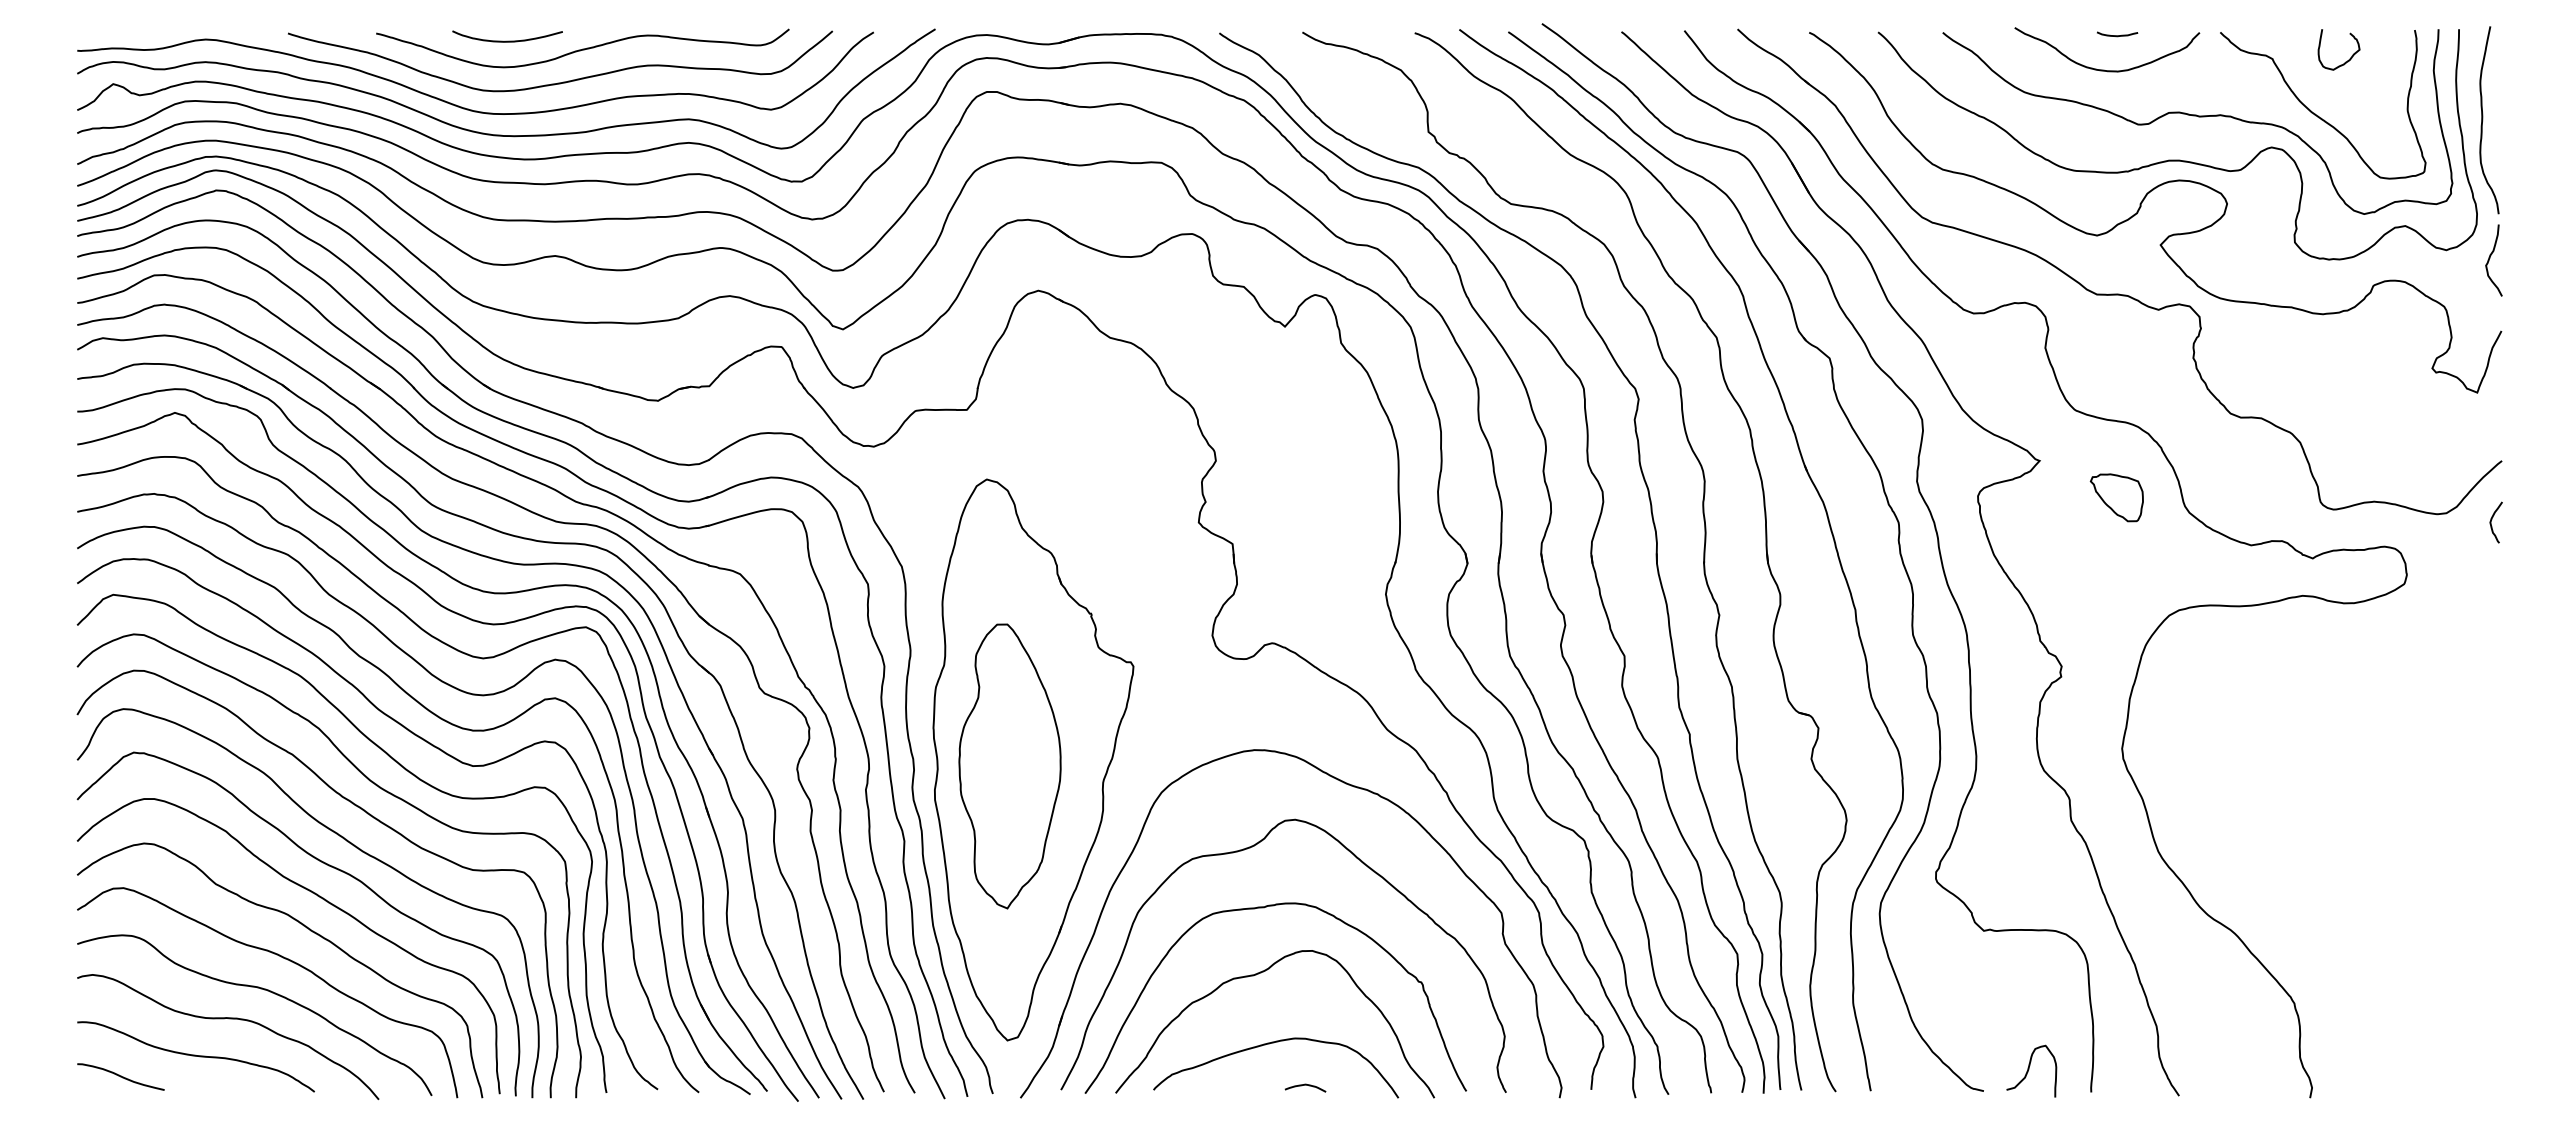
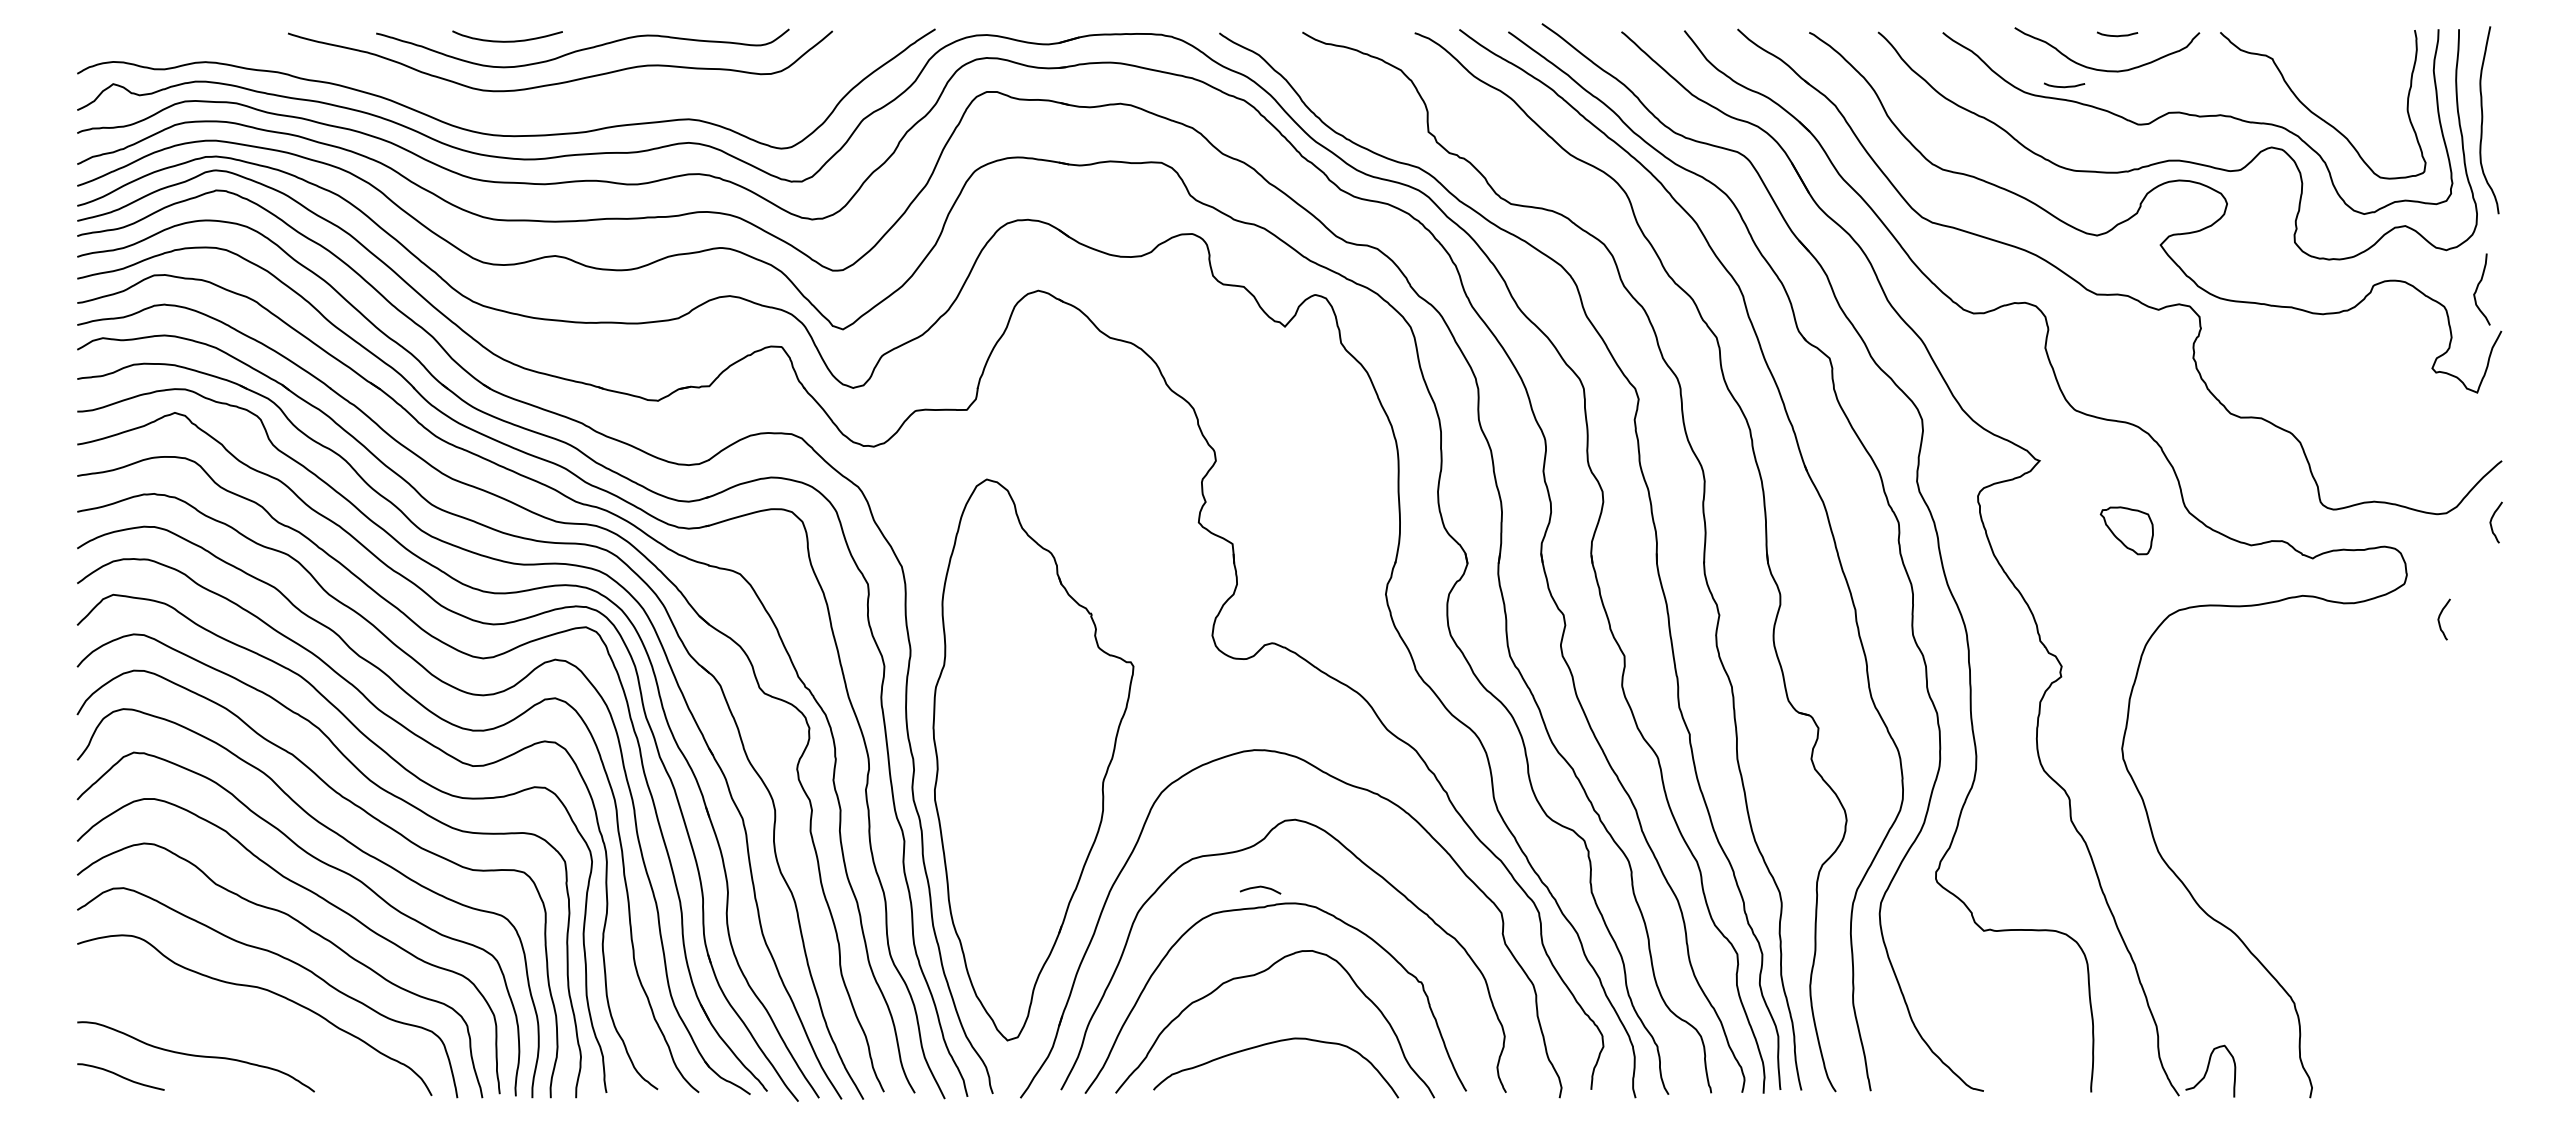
curve: present -> none (2345, 61)
curve: none -> present (2064, 86)
curve: present -> none (465, 107)
curve position: (2490, 258) -> (2478, 287) (2478, 287)
part position: (2116, 497) -> (2126, 530) (2126, 530)
curve: none -> present (2439, 619)
part: present -> none (1009, 766)
curve: present -> none (228, 1019)
curve position: (2029, 1069) -> (2208, 1069) (2208, 1069)
curve position: (1305, 1085) -> (1260, 887) (1260, 887)
